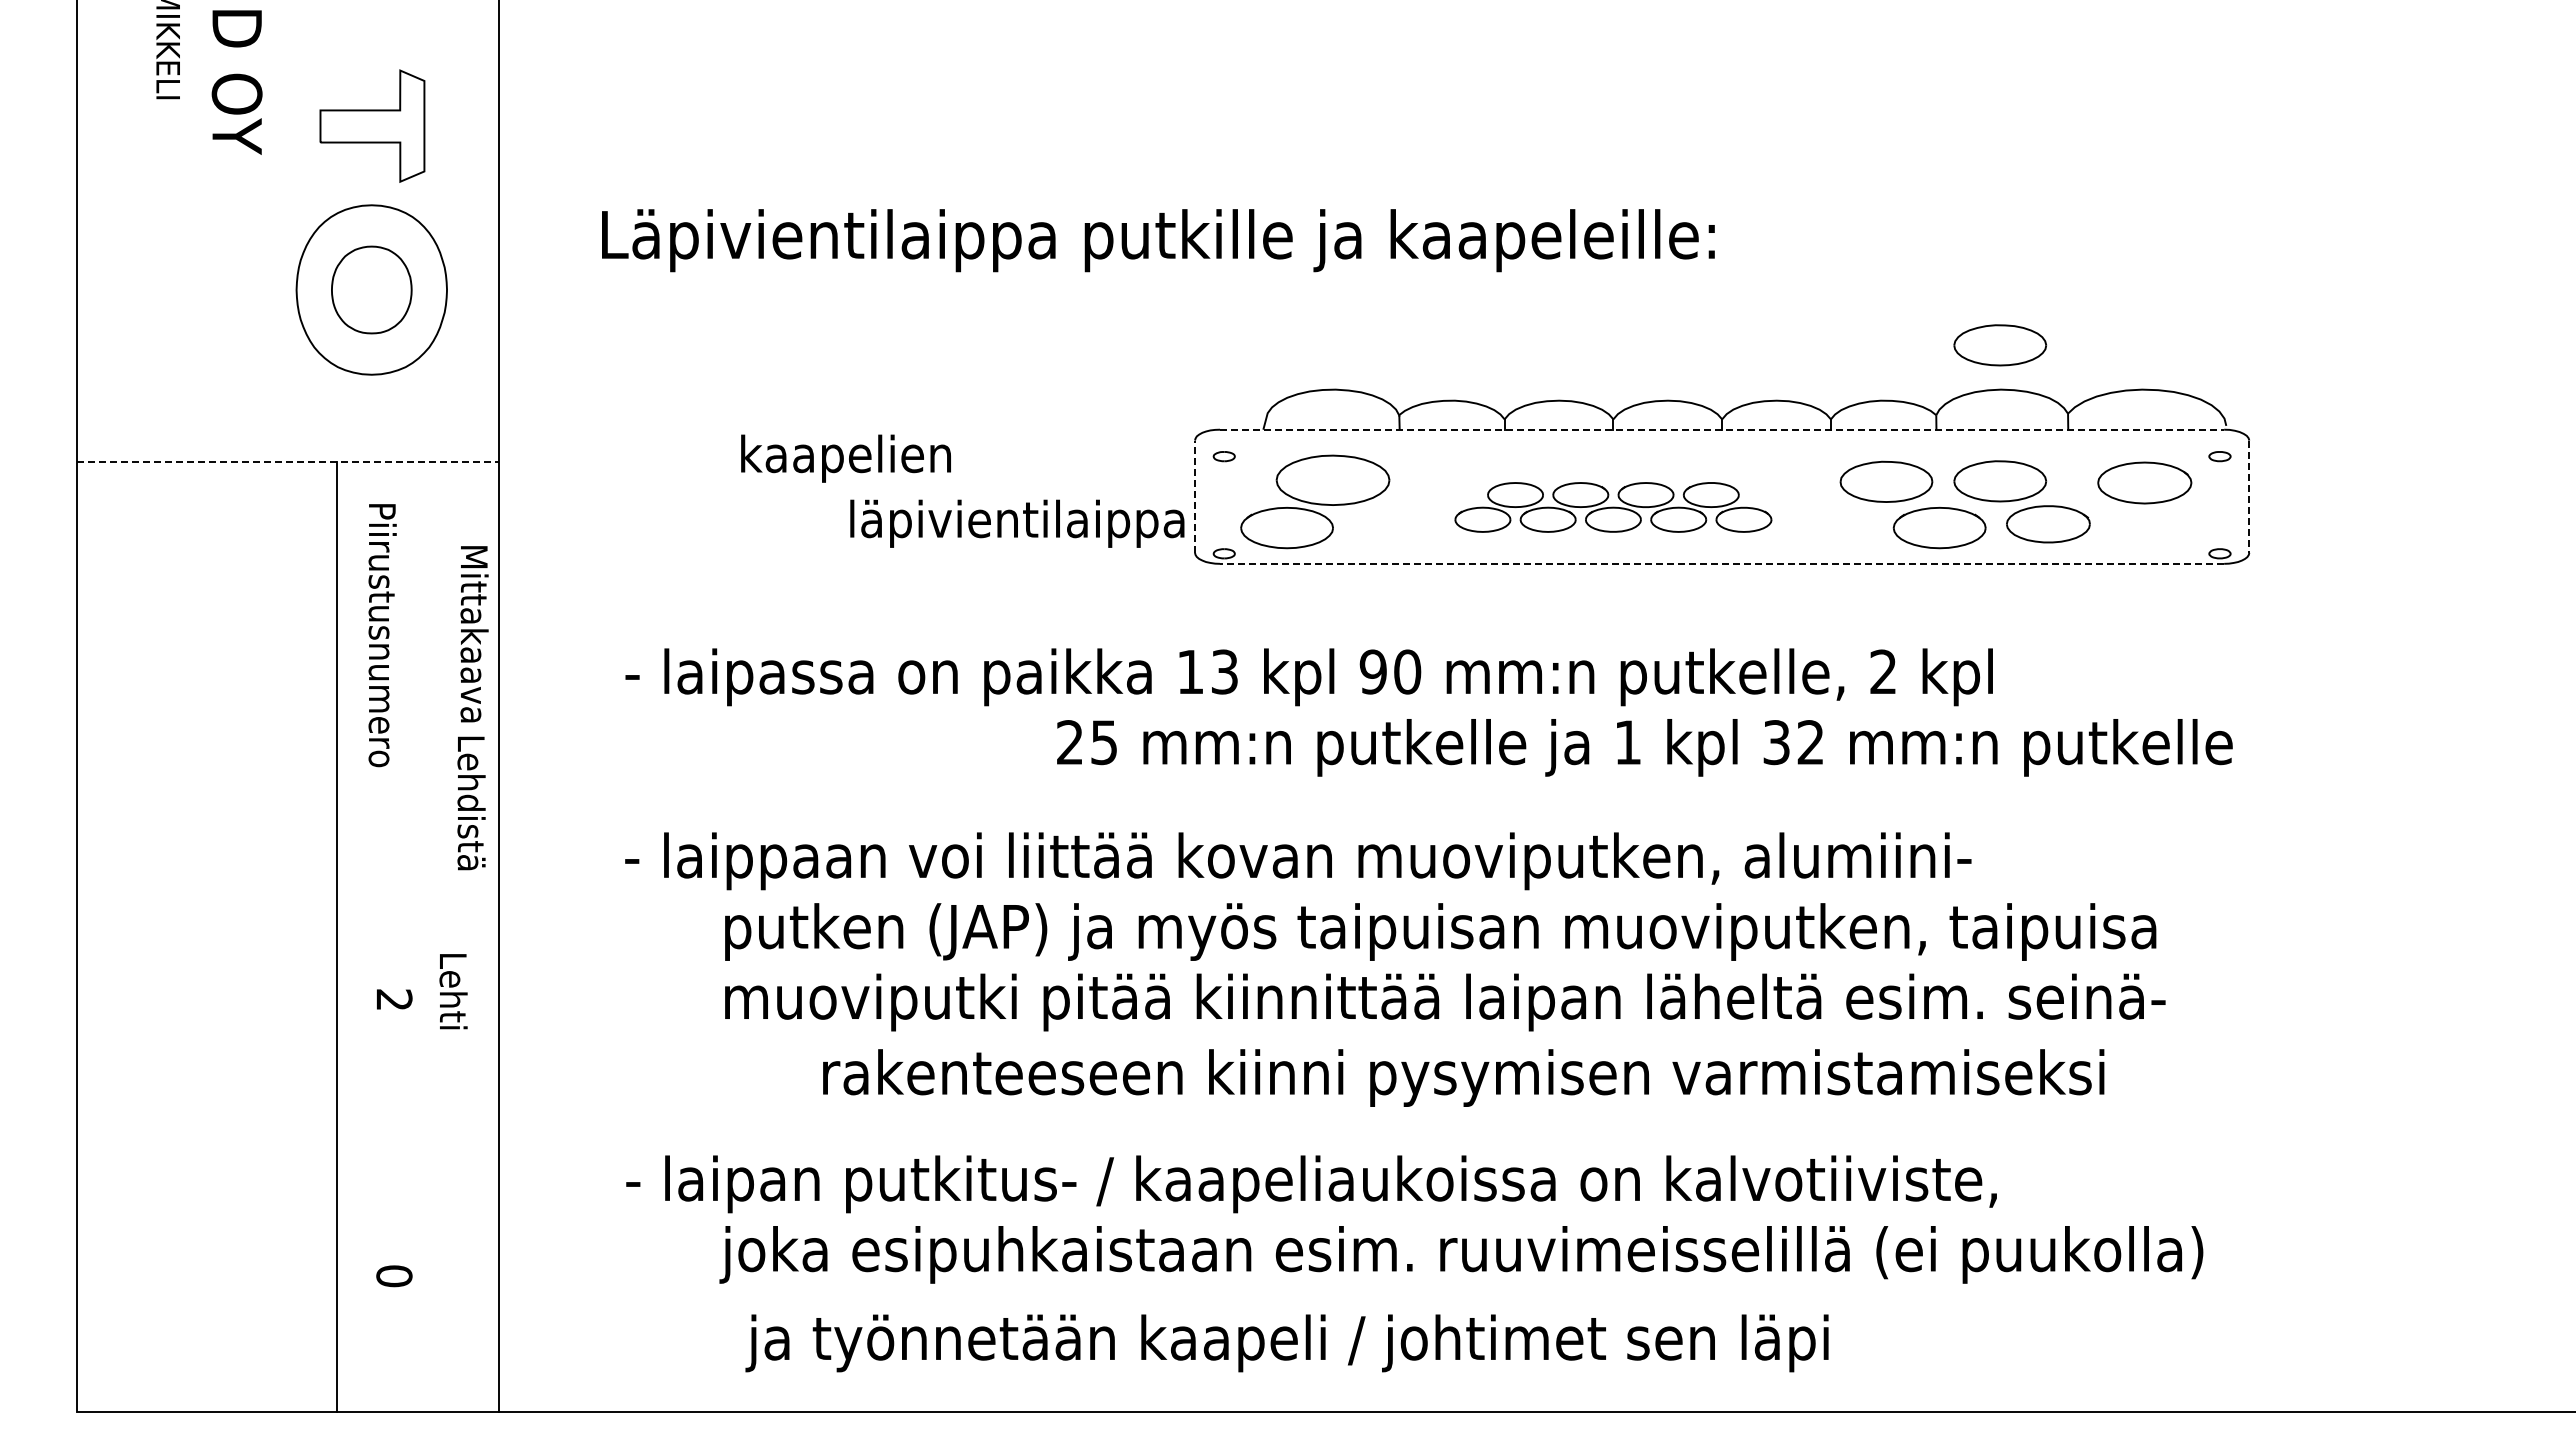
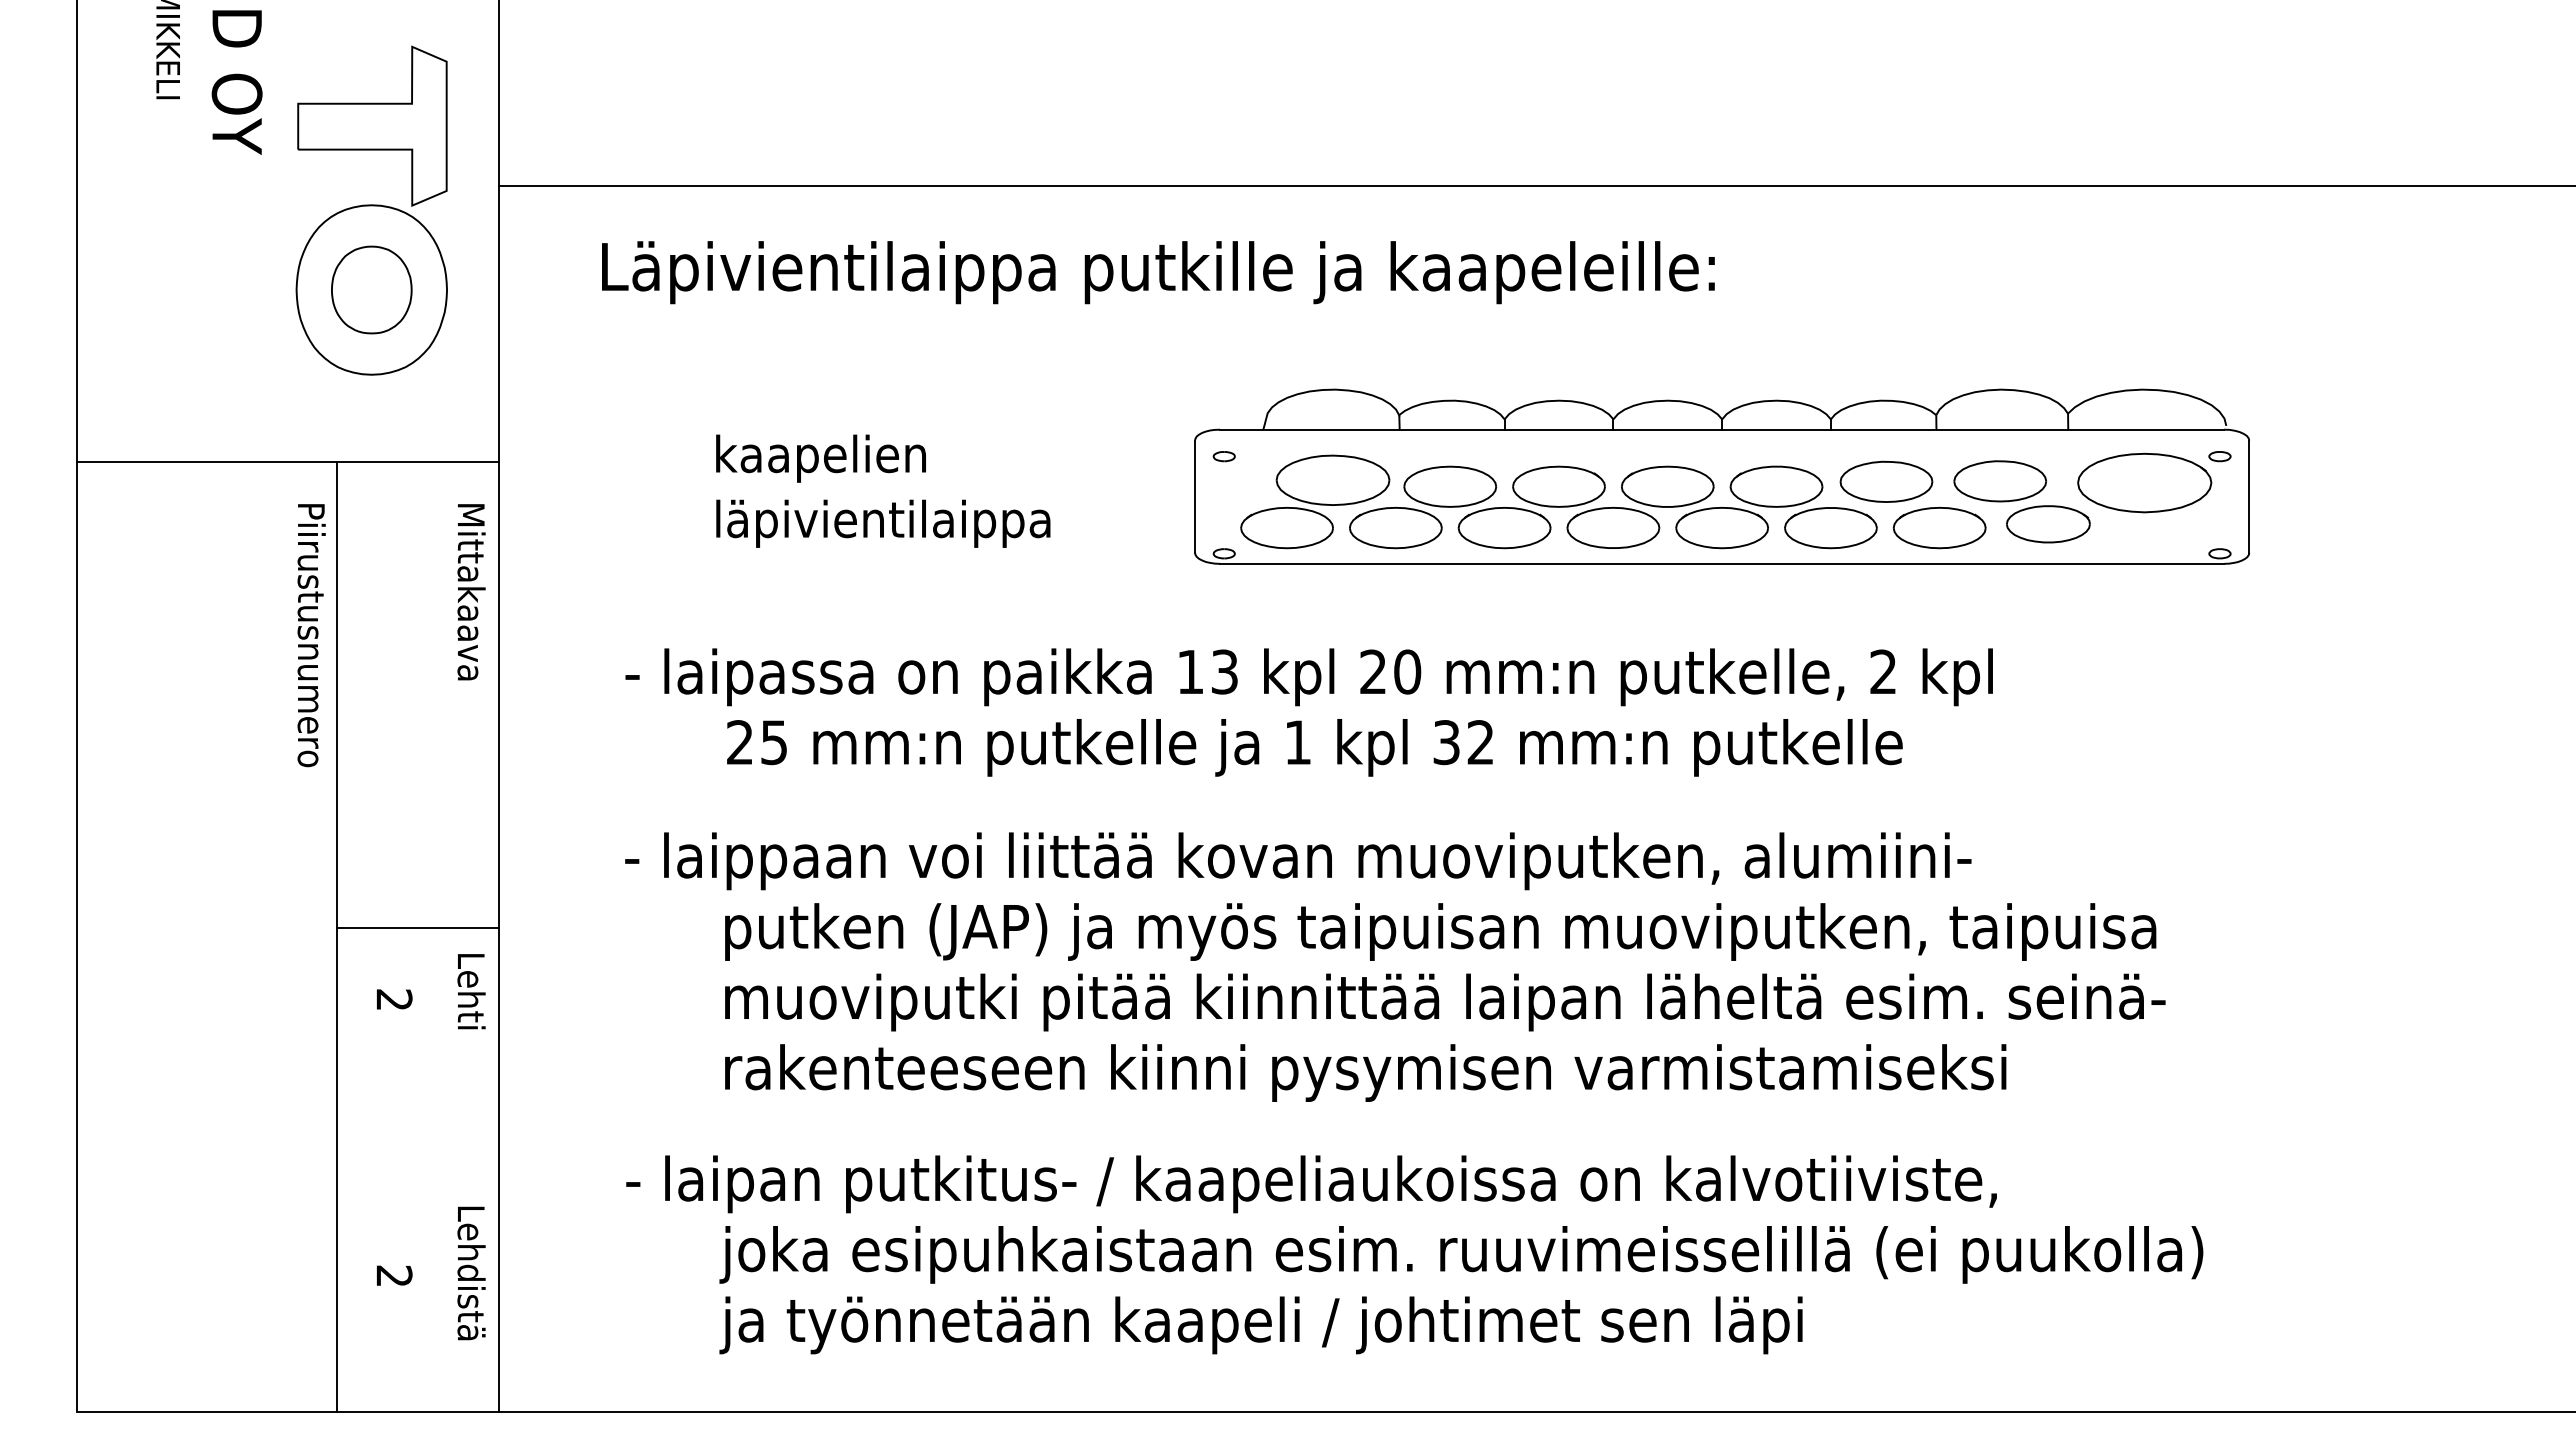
part size: 107x114 px -> 151x162 px (372, 125)
line: none -> present (1535, 186)
text position: (1158, 240) -> (1158, 272) (1158, 272)
part: present -> none (2000, 345)
line: dashed -> solid (1722, 429)
text position: (845, 458) -> (820, 458) (820, 458)
line: dashed -> solid (287, 461)
part size: 96x44 px -> 136x62 px (2144, 482)
line: dashed -> solid (1195, 496)
line: dashed -> solid (2249, 497)
part size: 319x51 px -> 529x85 px (1613, 507)
text position: (1017, 523) -> (883, 523) (883, 523)
line: dashed -> solid (1721, 563)
text position: (474, 634) -> (471, 592) (471, 592)
text position: (382, 635) -> (311, 635) (311, 635)
text: 90 -> 20 (1372, 671)
text position: (1644, 747) -> (1314, 747) (1314, 747)
text position: (471, 803) -> (471, 1273) (471, 1273)
line: none -> present (417, 928)
text position: (453, 991) -> (471, 991) (471, 991)
text position: (1463, 1077) -> (1365, 1072) (1365, 1072)
text: 0 -> 2 (394, 1276)
text position: (1286, 1343) -> (1260, 1325) (1260, 1325)
